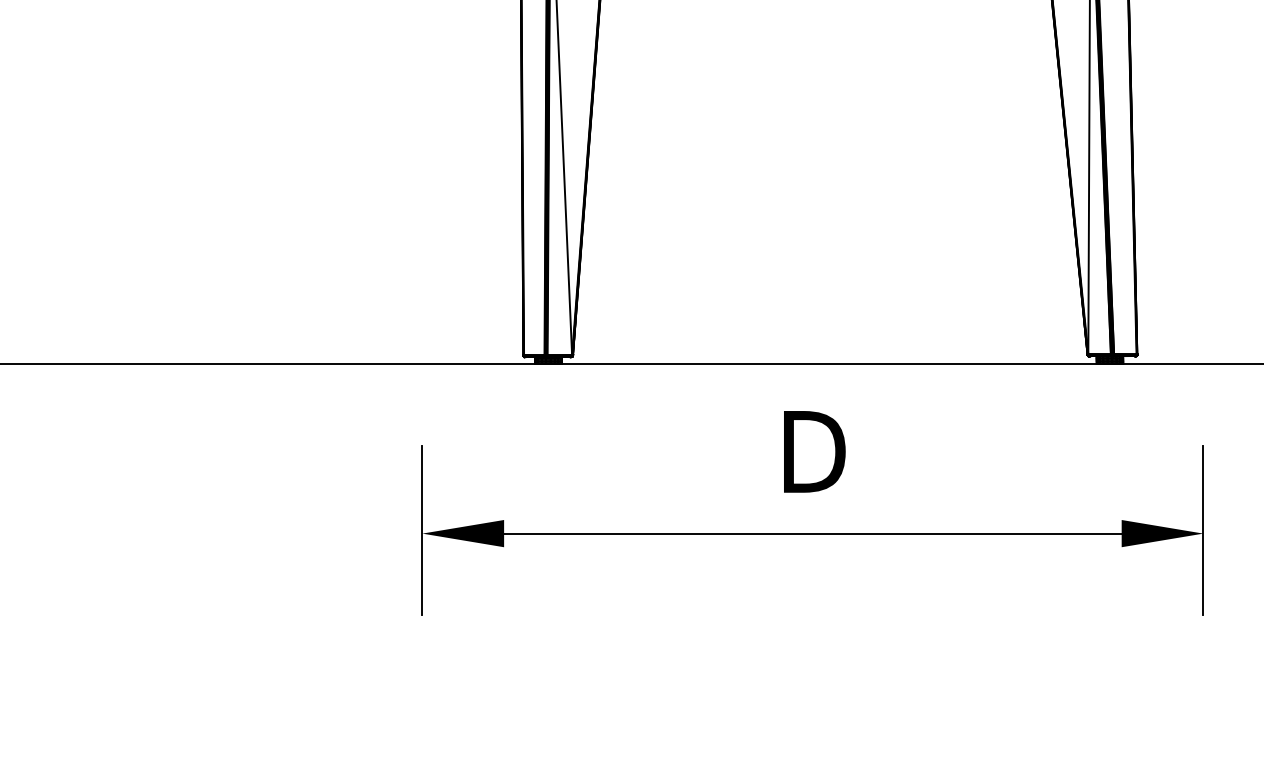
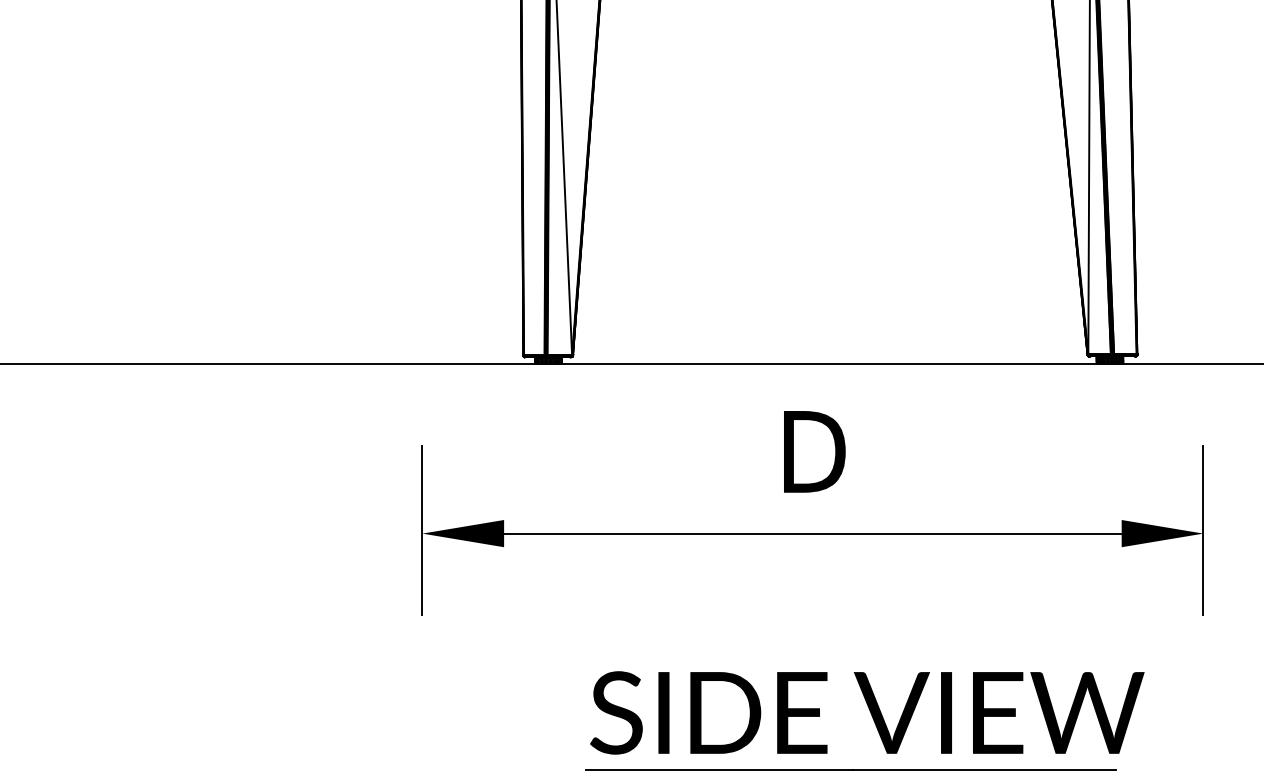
part: none -> present (871, 716)
